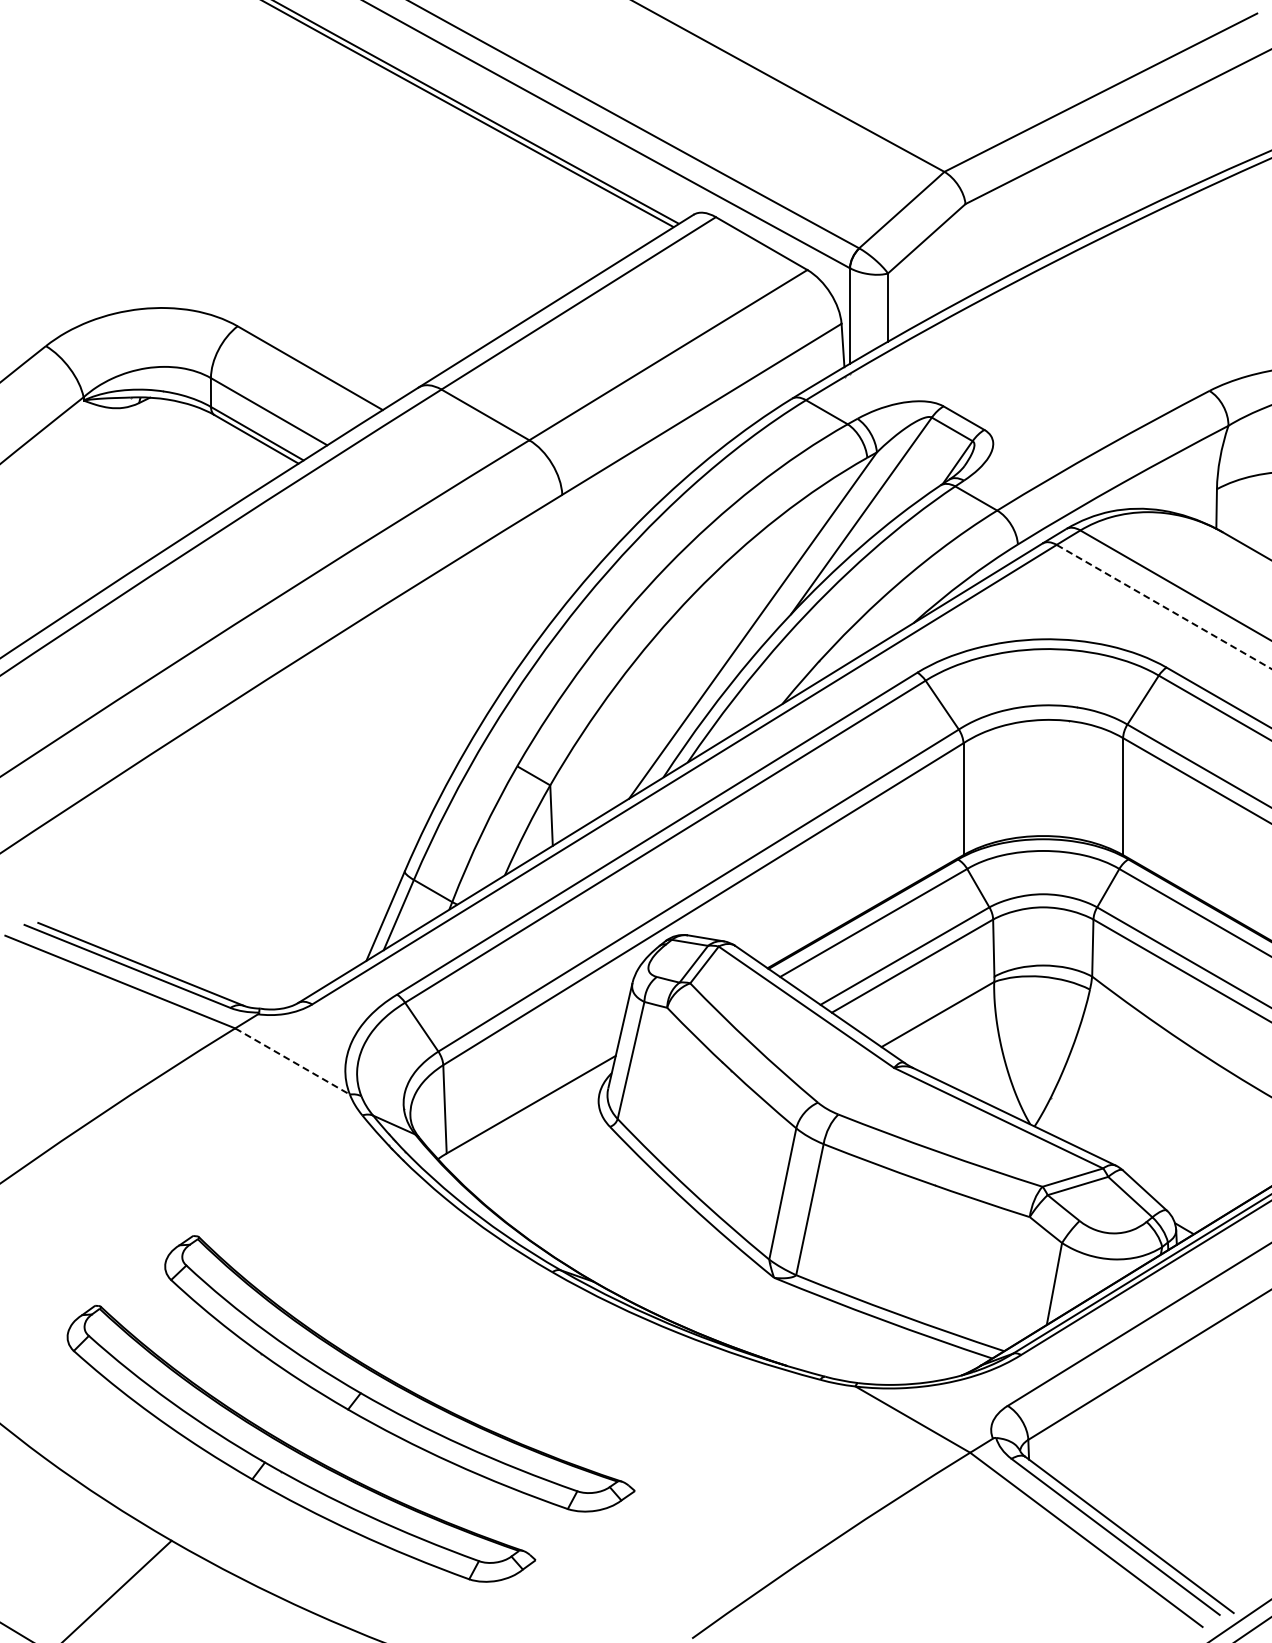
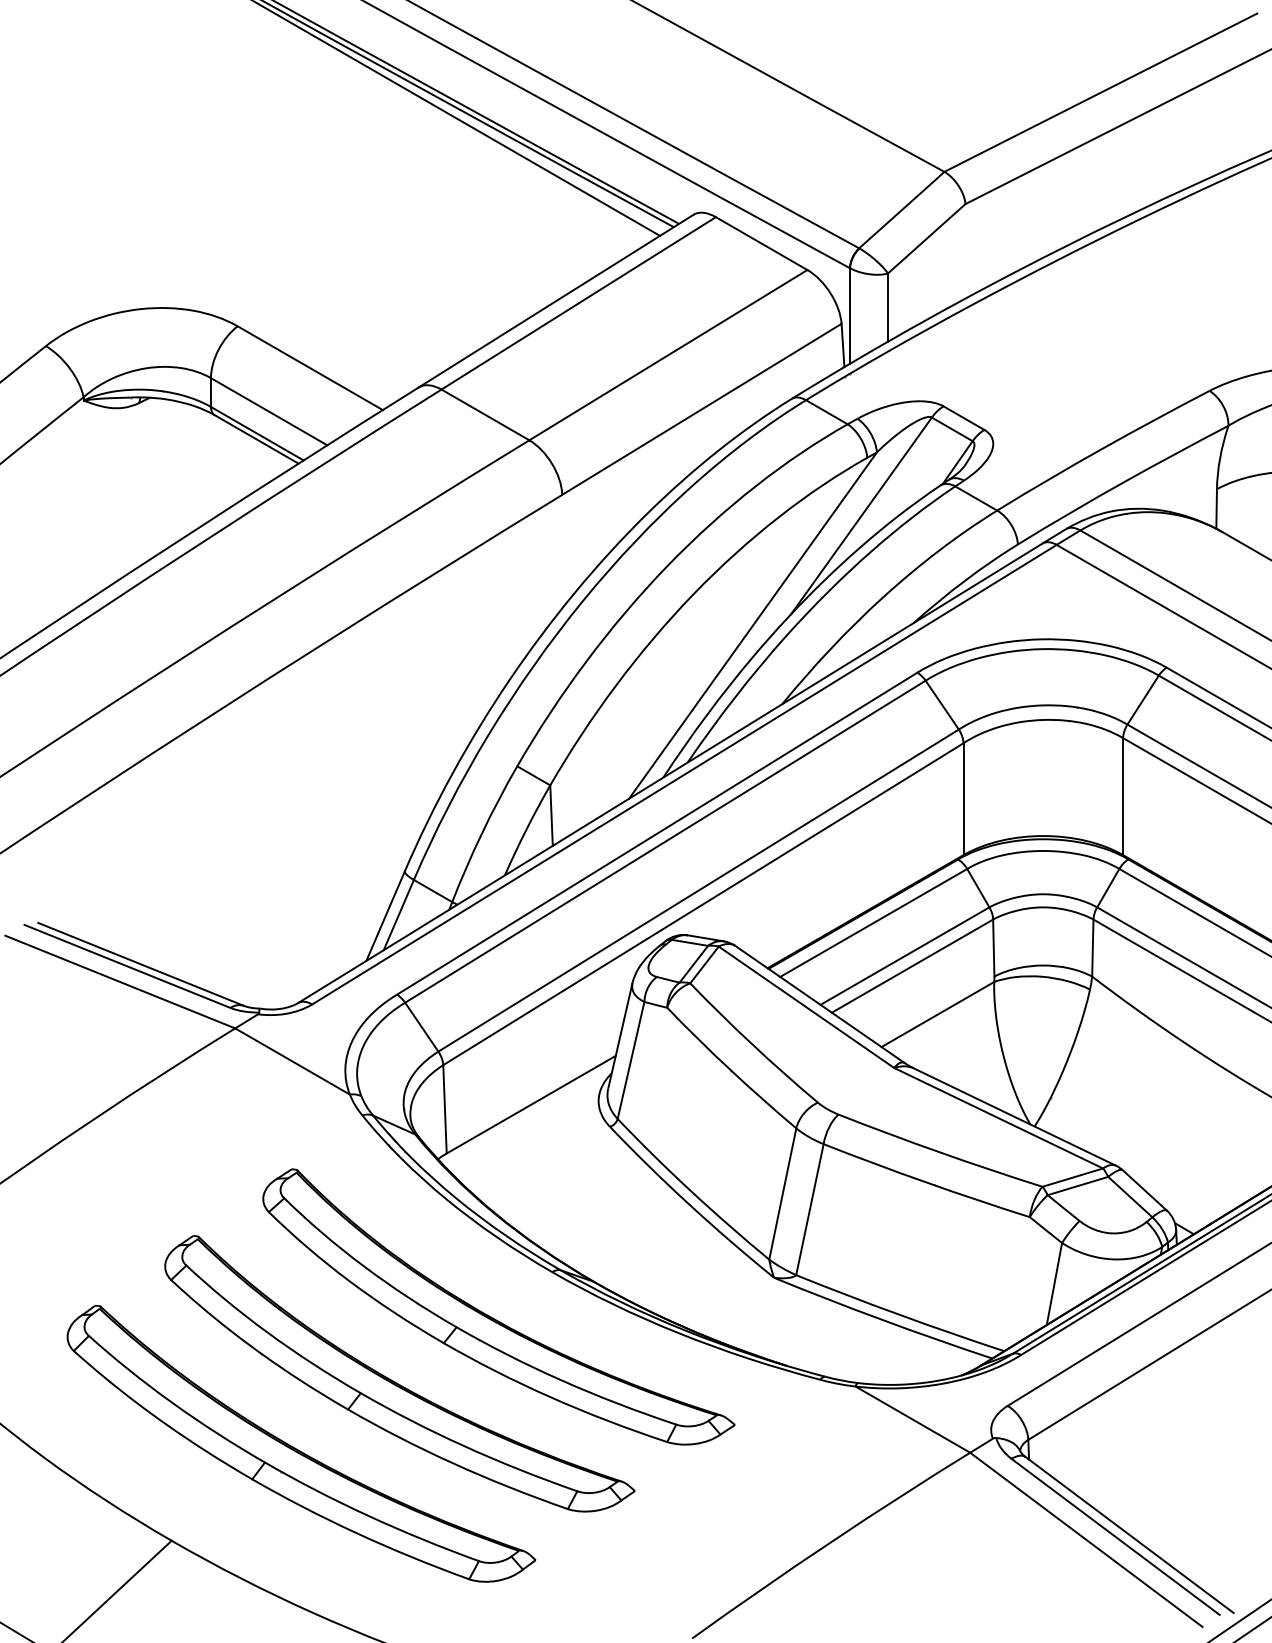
line: none -> present (457, 118)
line: dashed -> solid (1164, 606)
line: dashed -> solid (293, 1061)
part: none -> present (493, 1317)
